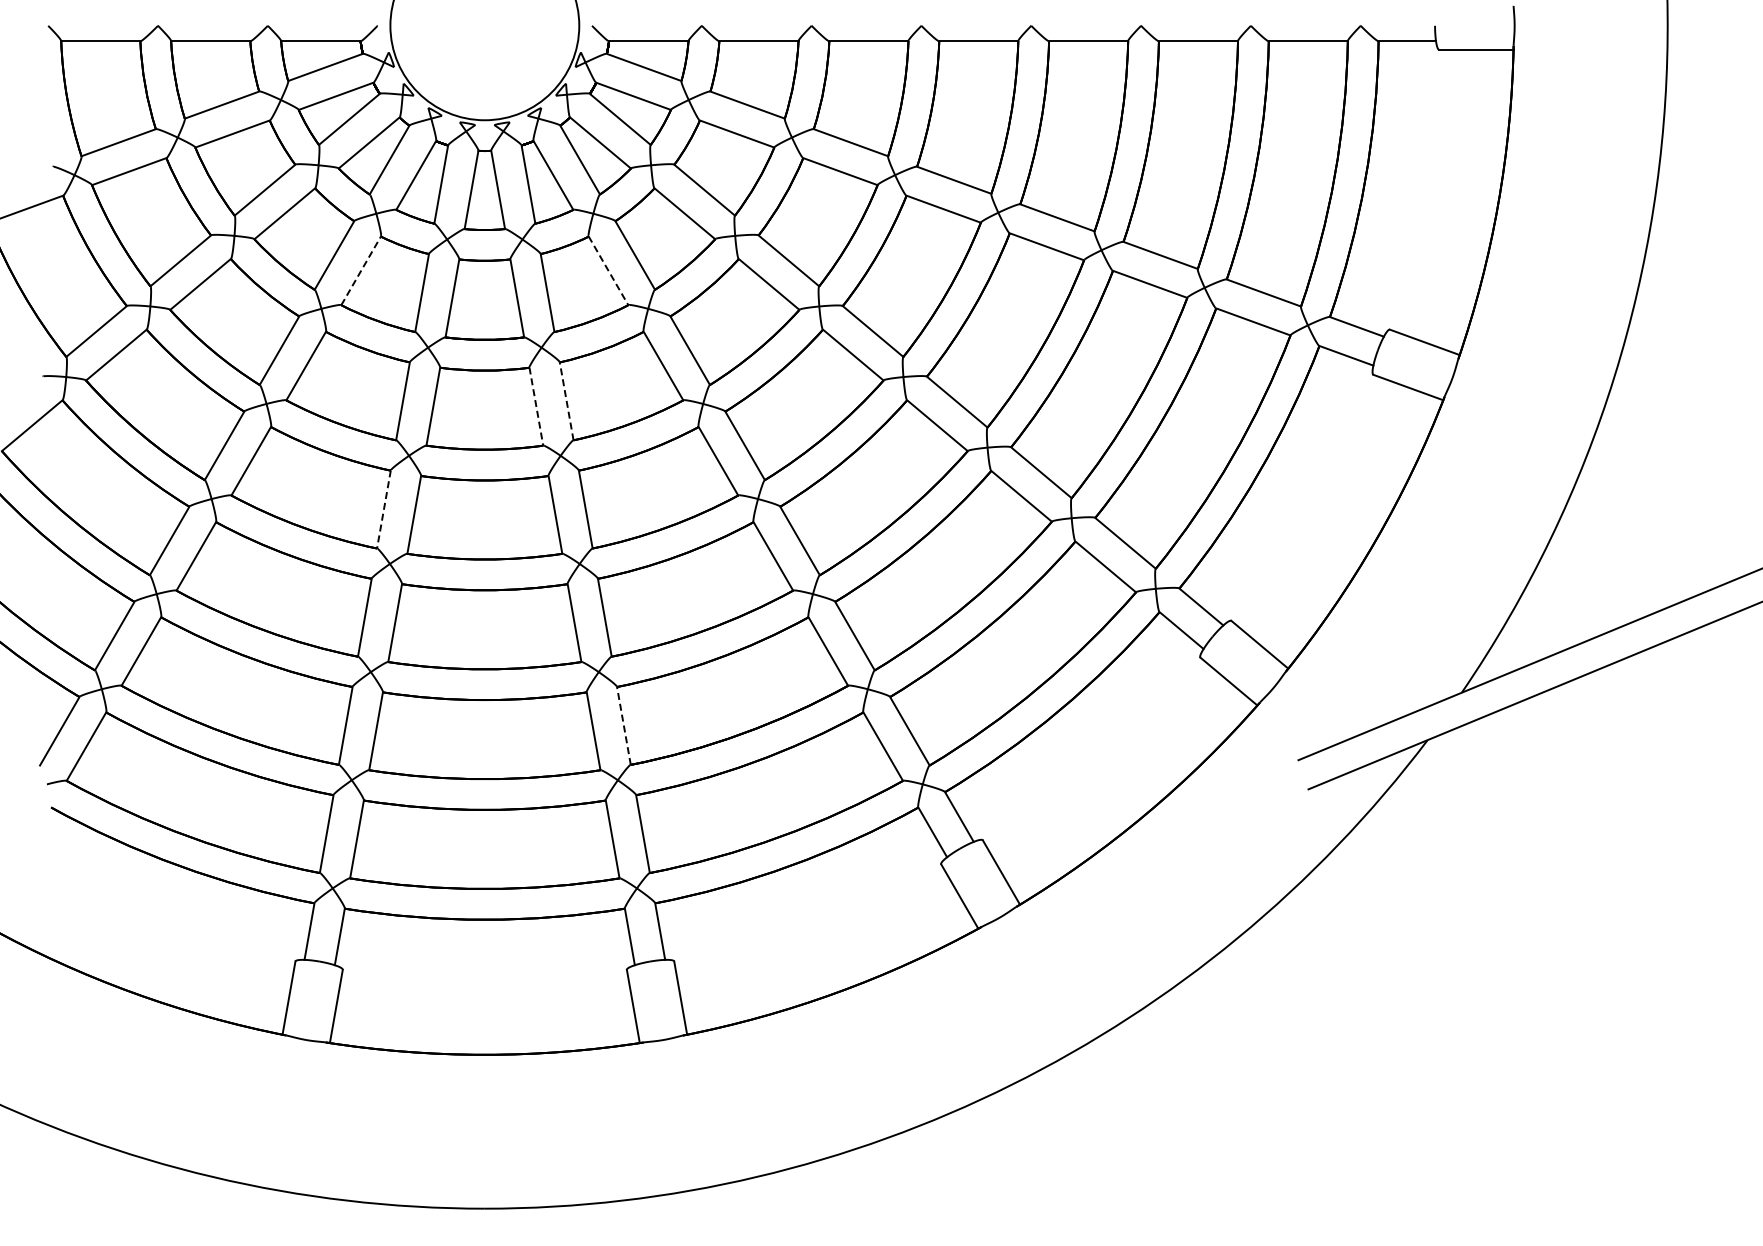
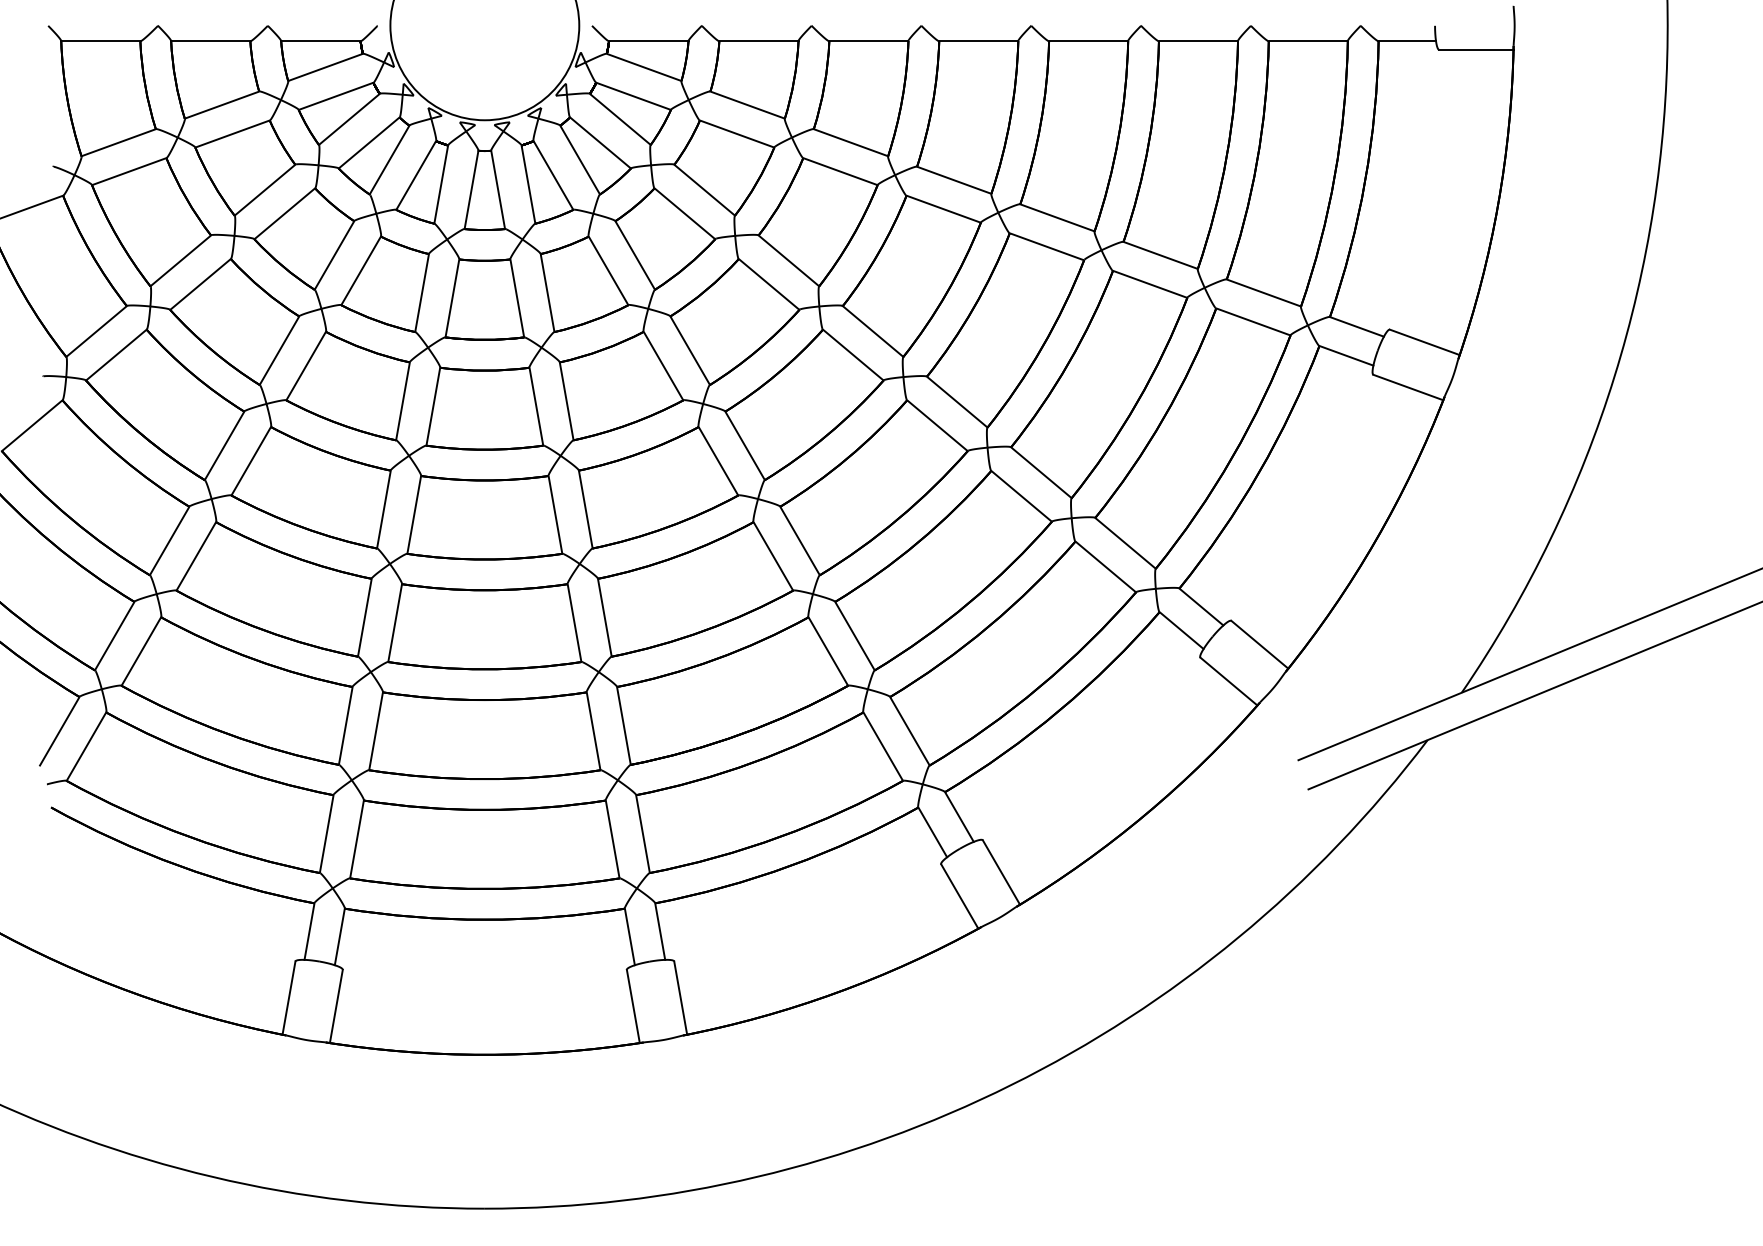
line: dashed -> solid (361, 270)
line: dashed -> solid (608, 270)
line: dashed -> solid (566, 401)
line: dashed -> solid (536, 406)
line: dashed -> solid (383, 509)
line: dashed -> solid (623, 725)
